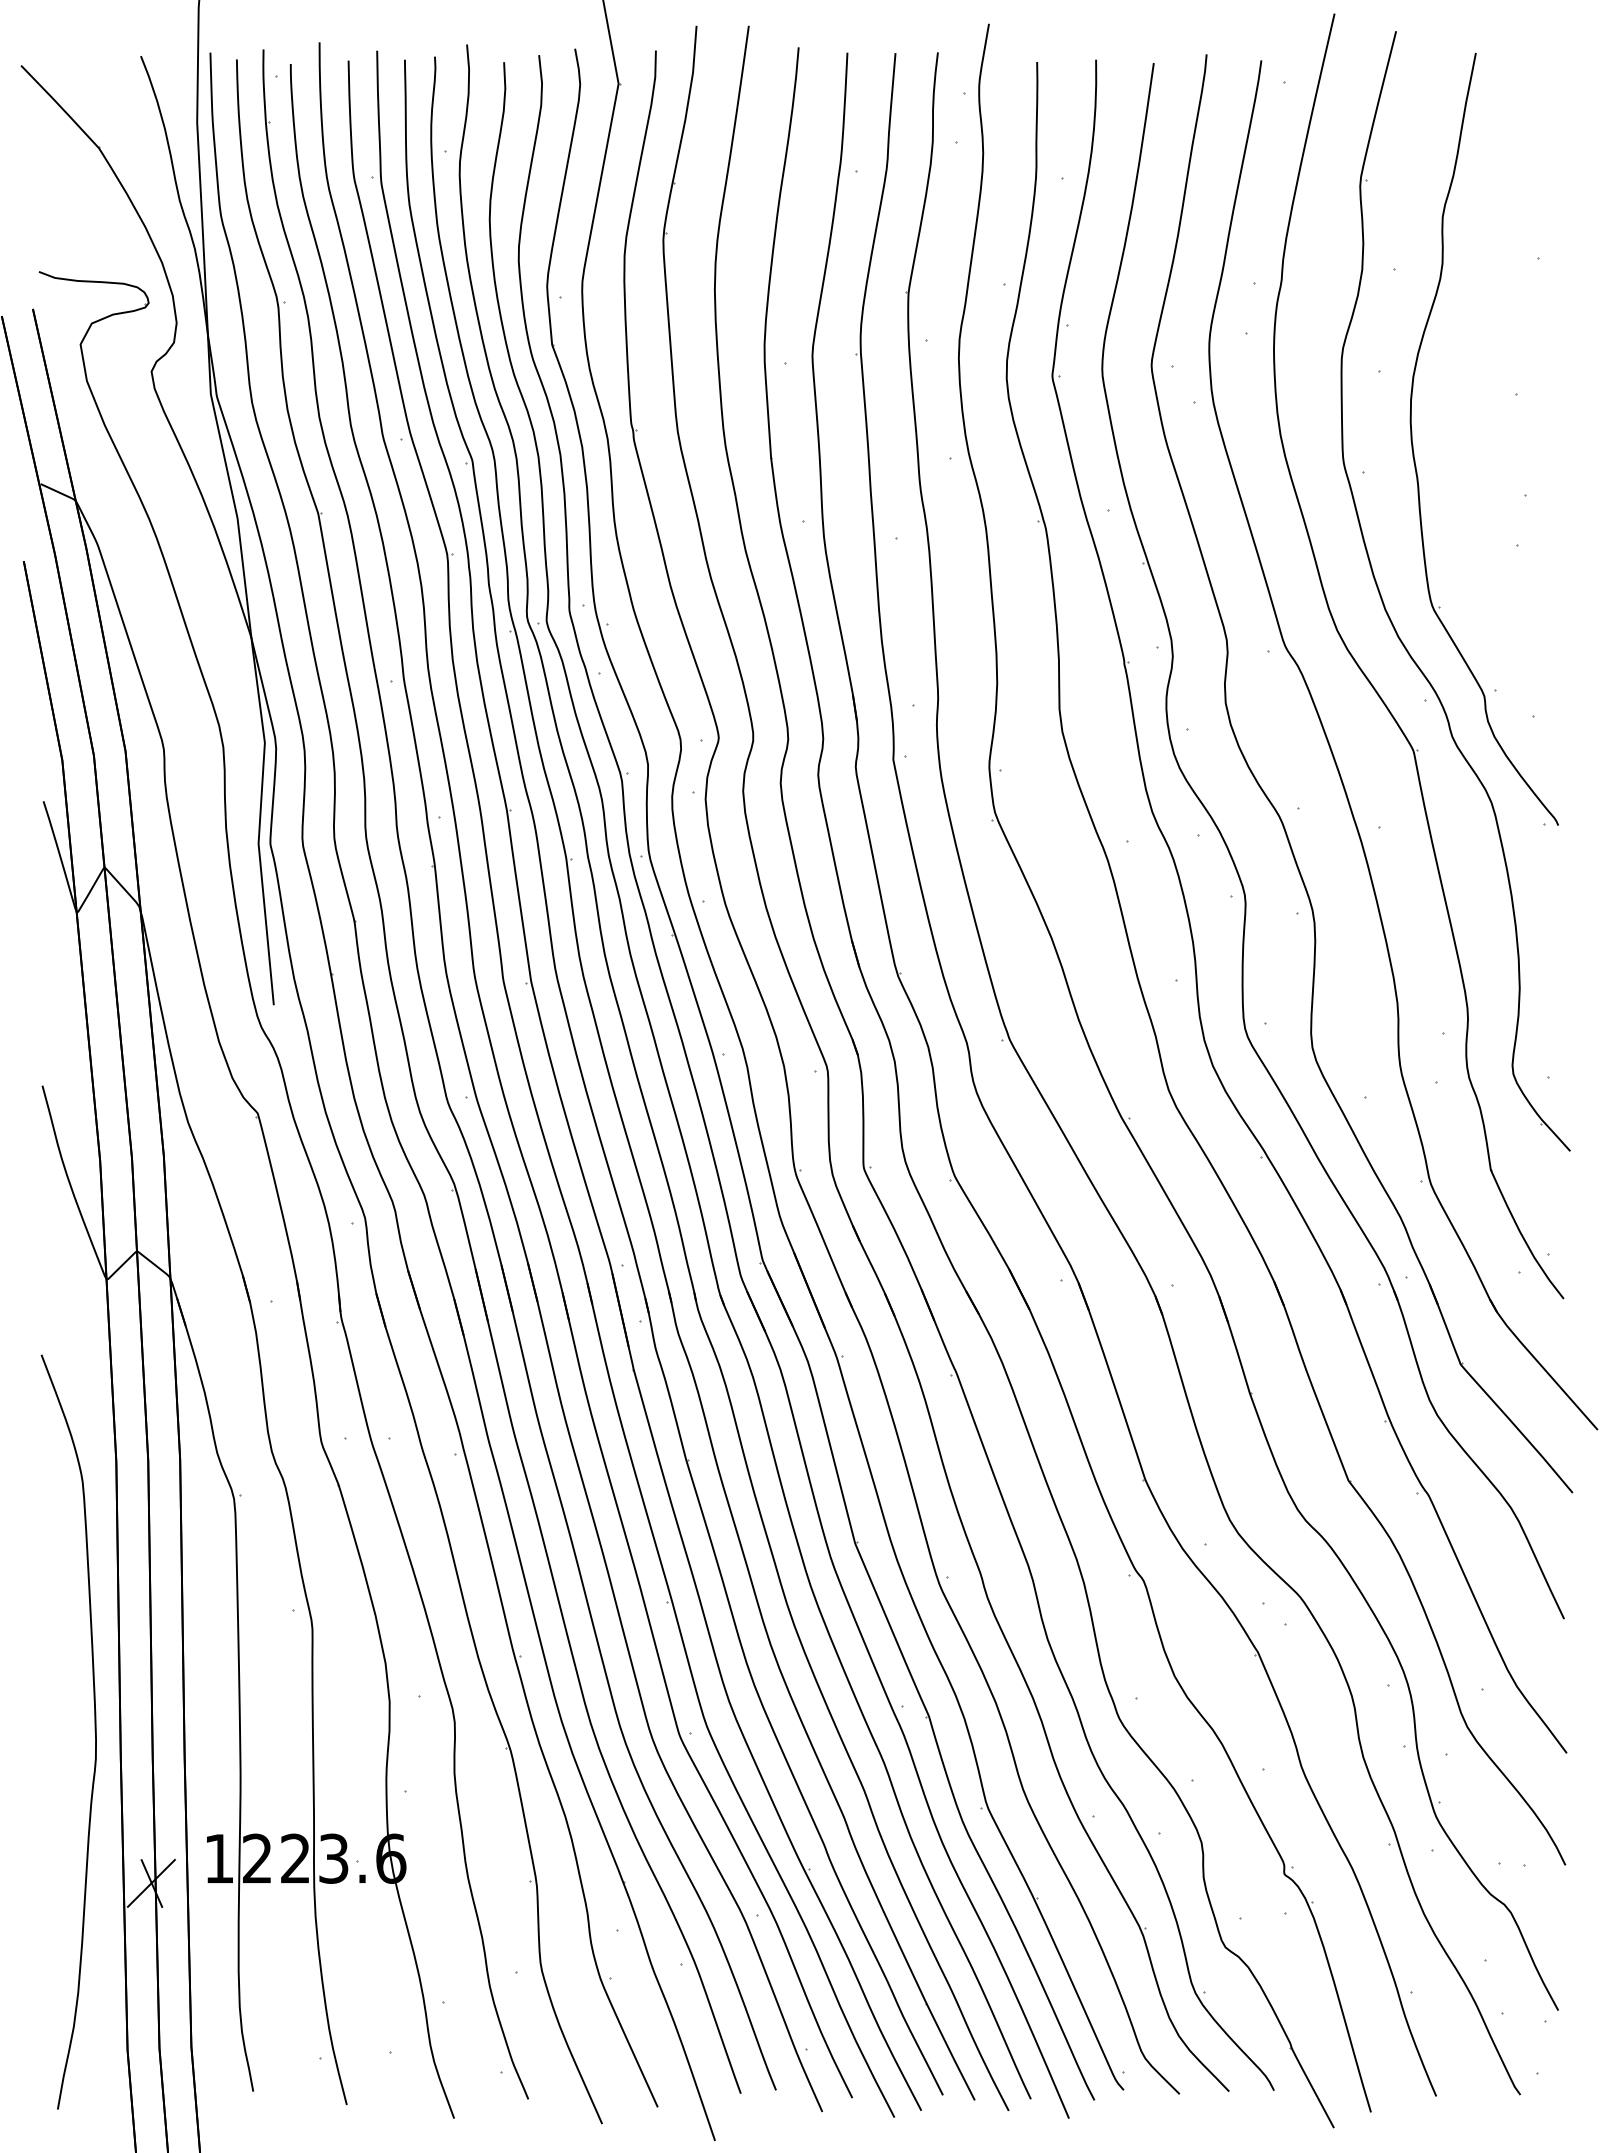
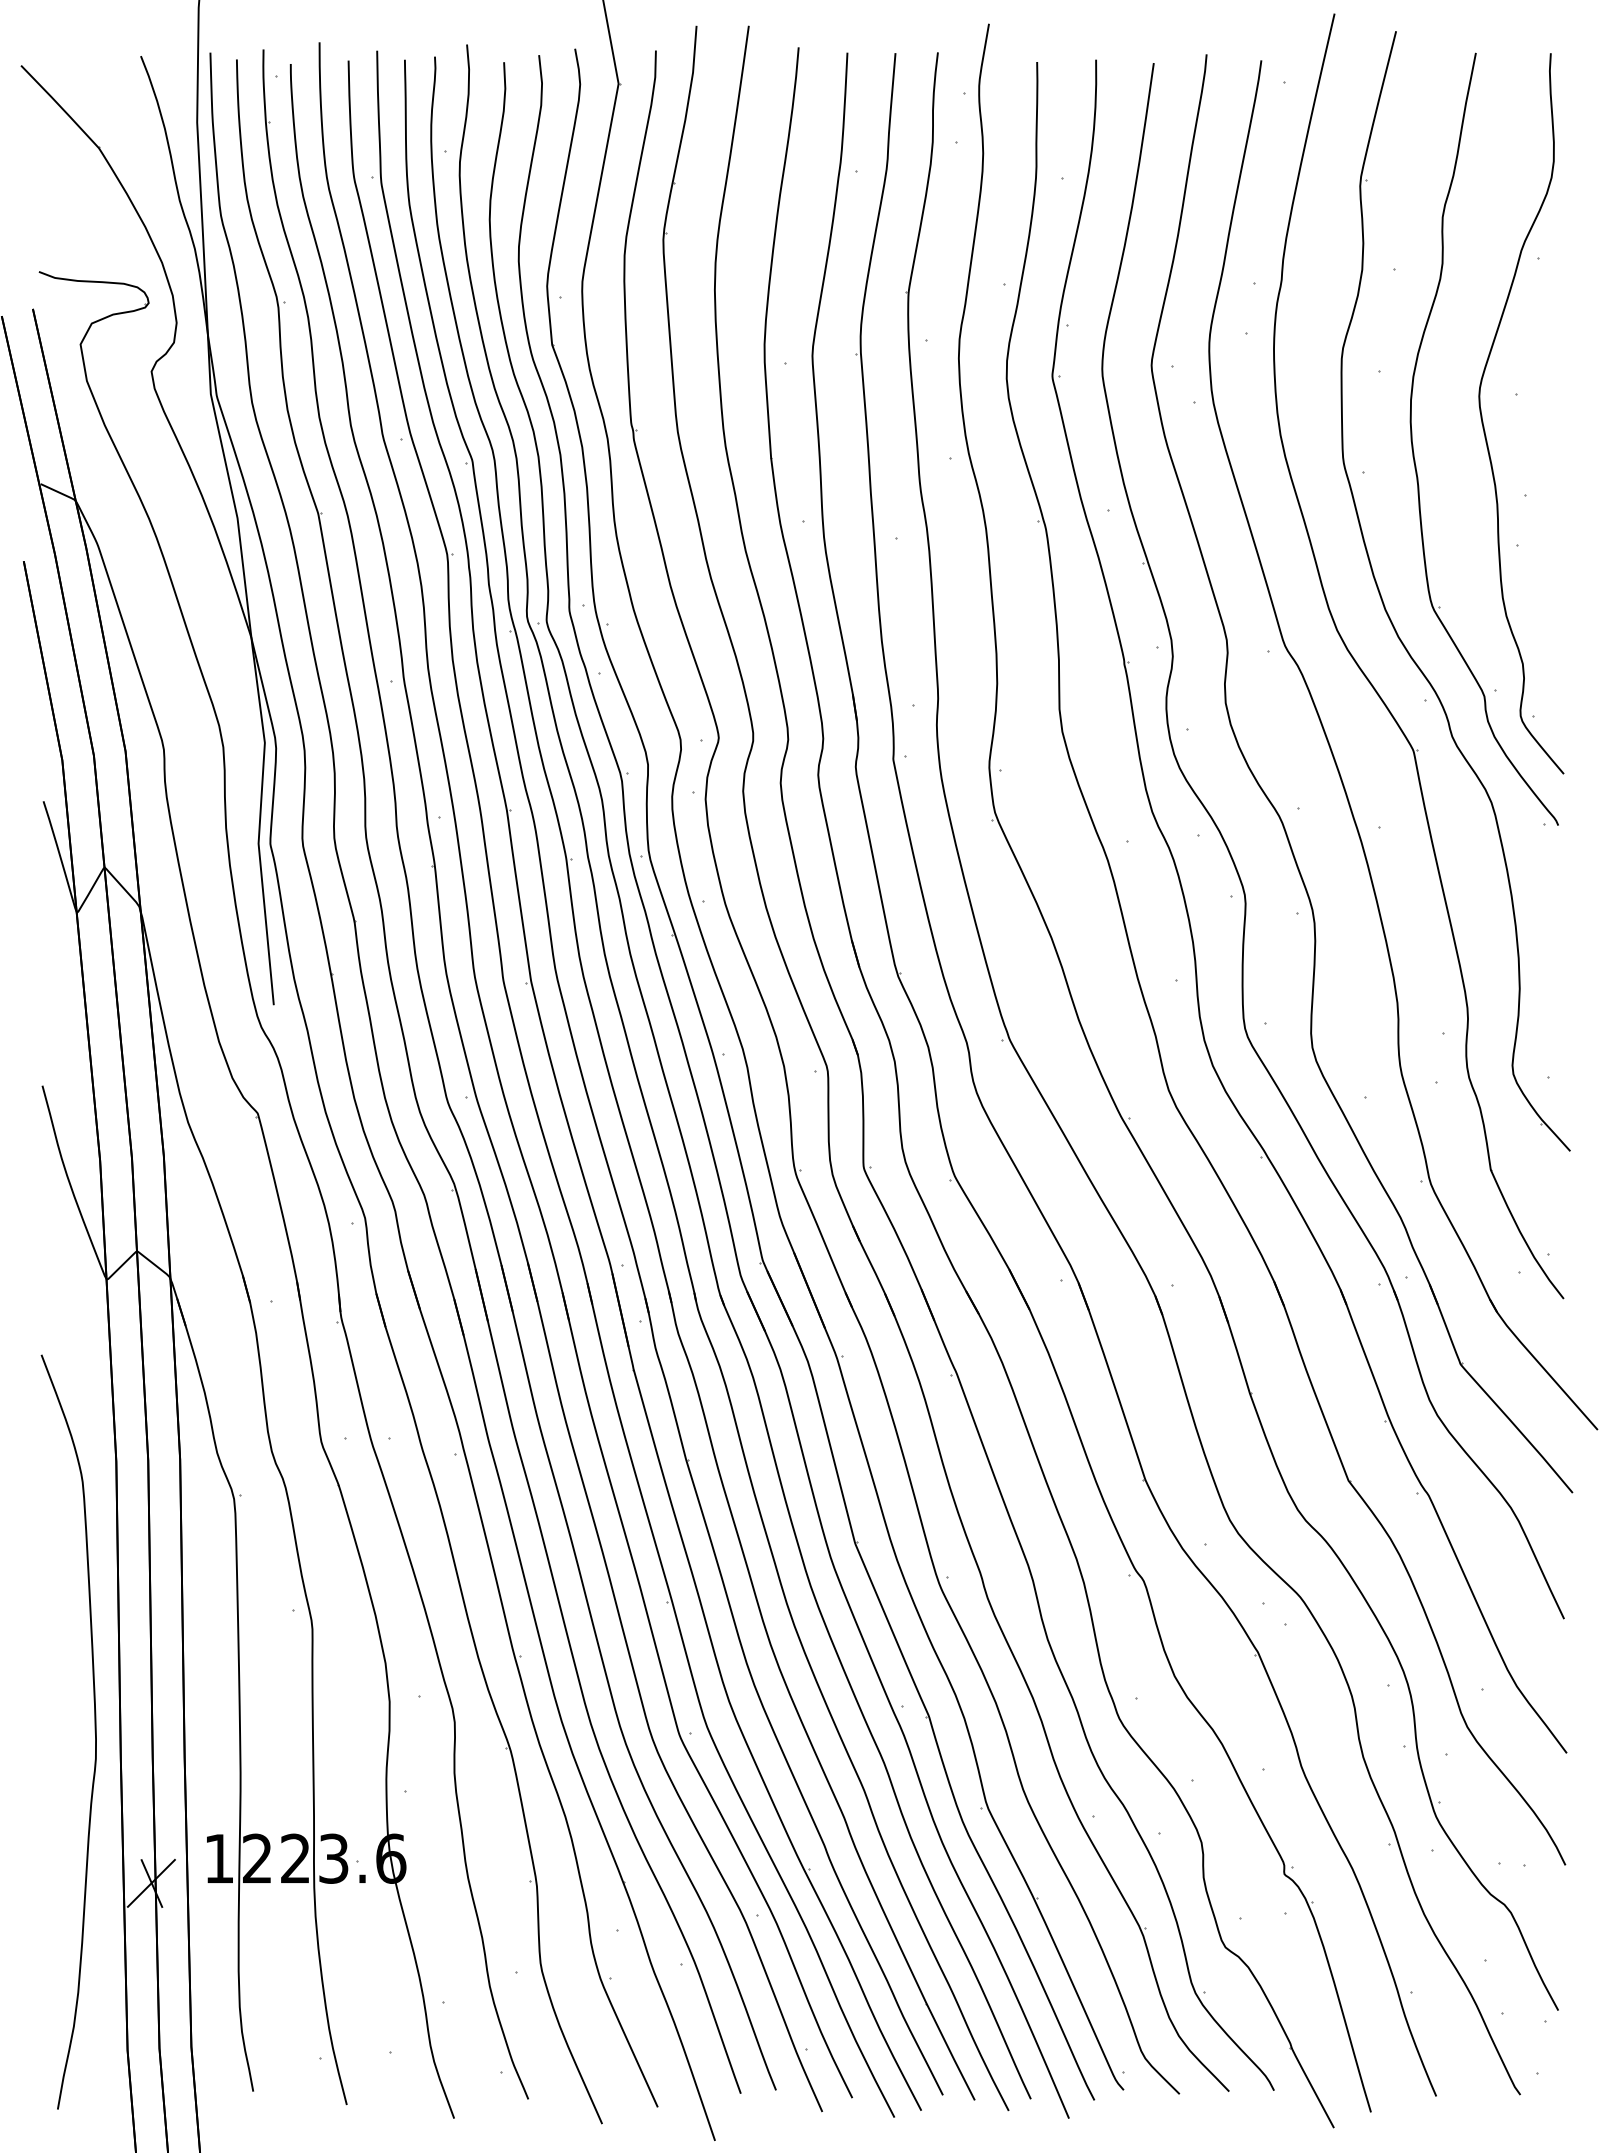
curve: none -> present (1483, 421)
